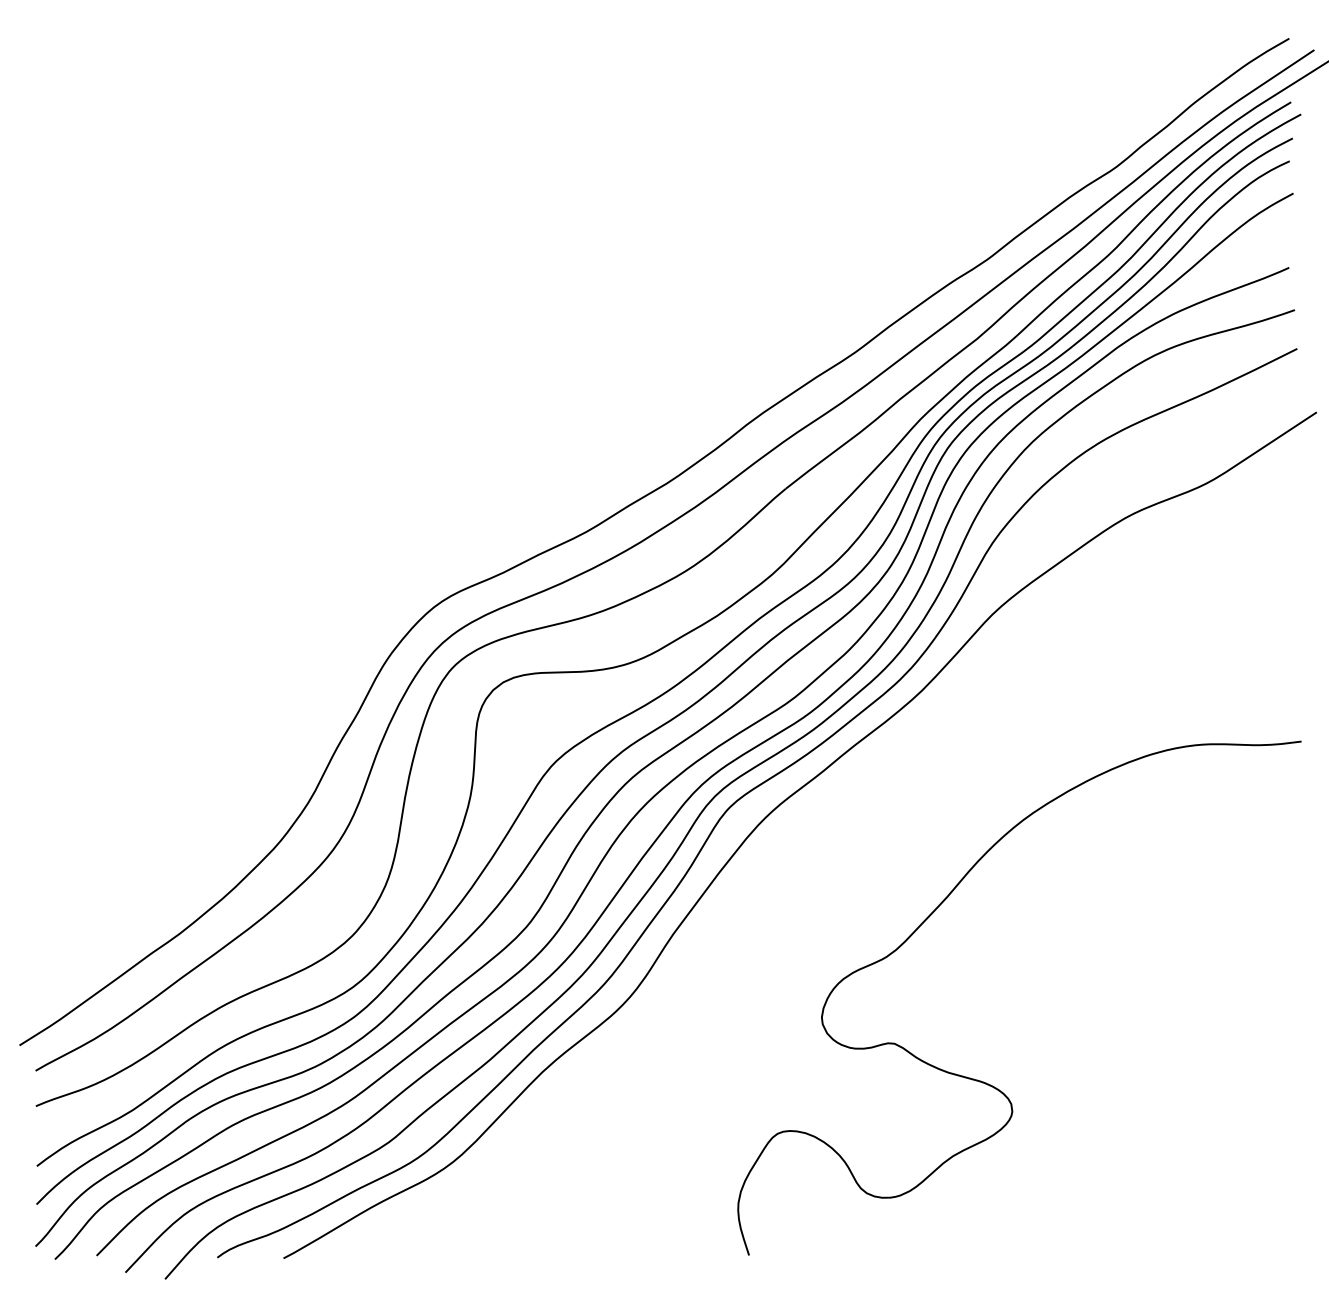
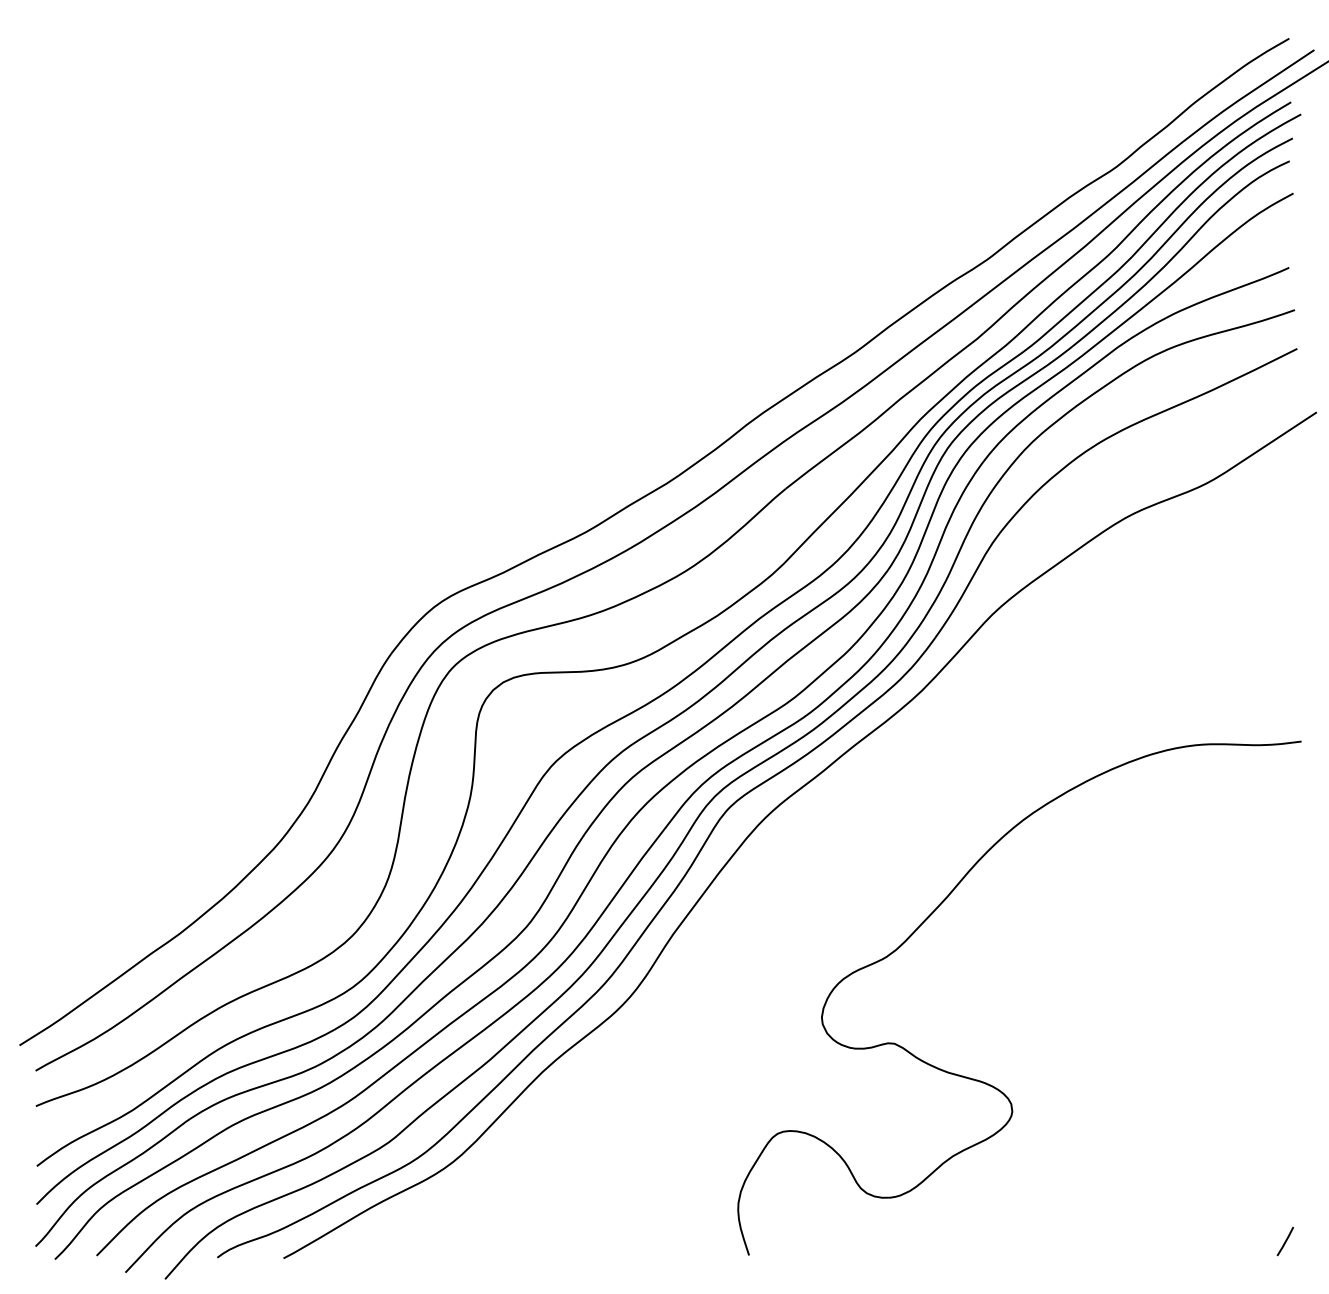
line: none -> present (1285, 1240)
